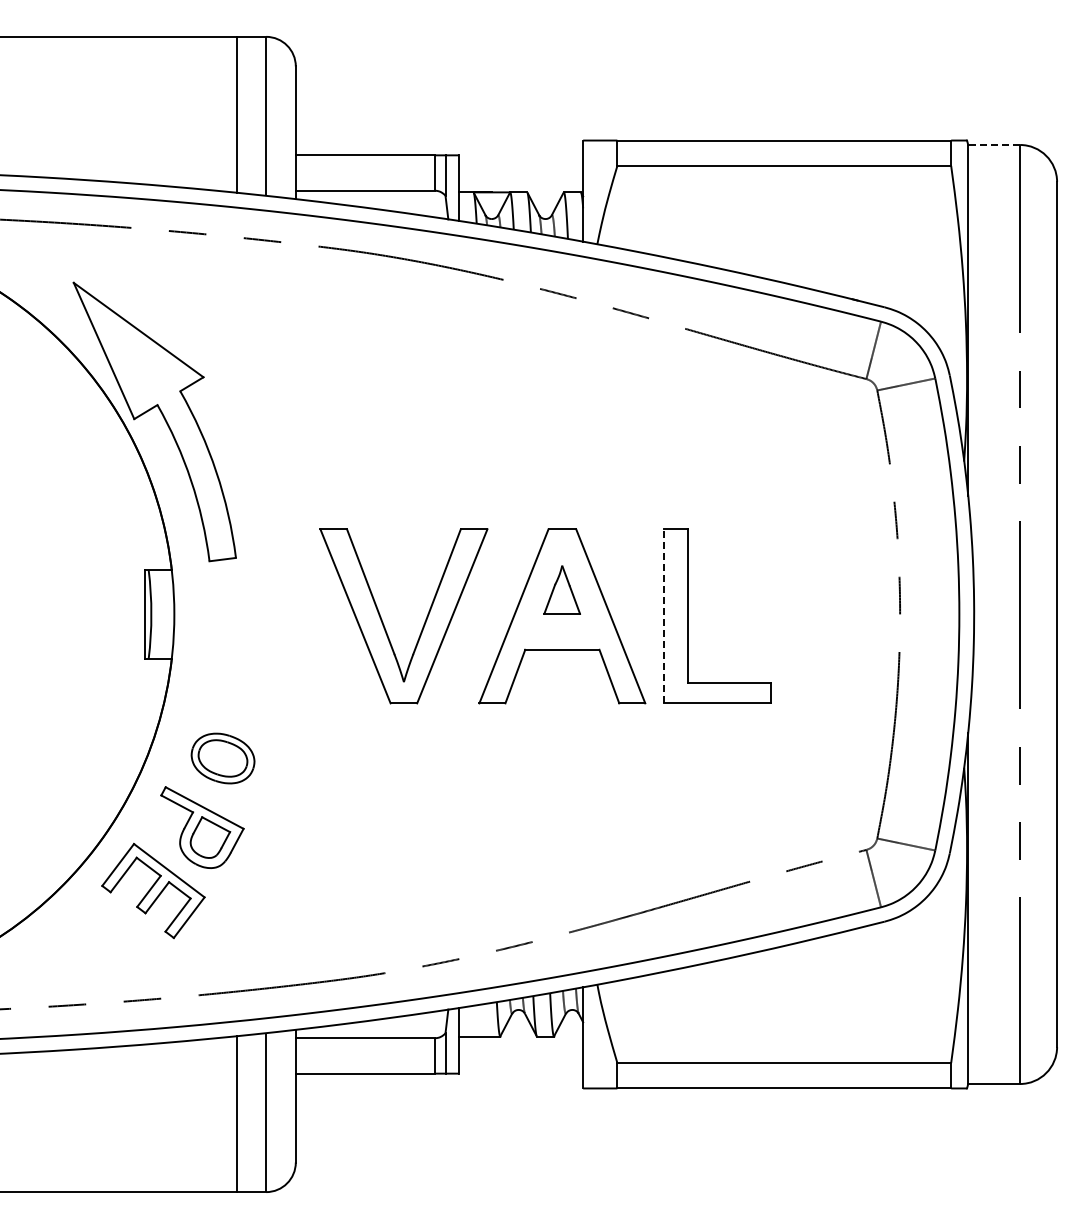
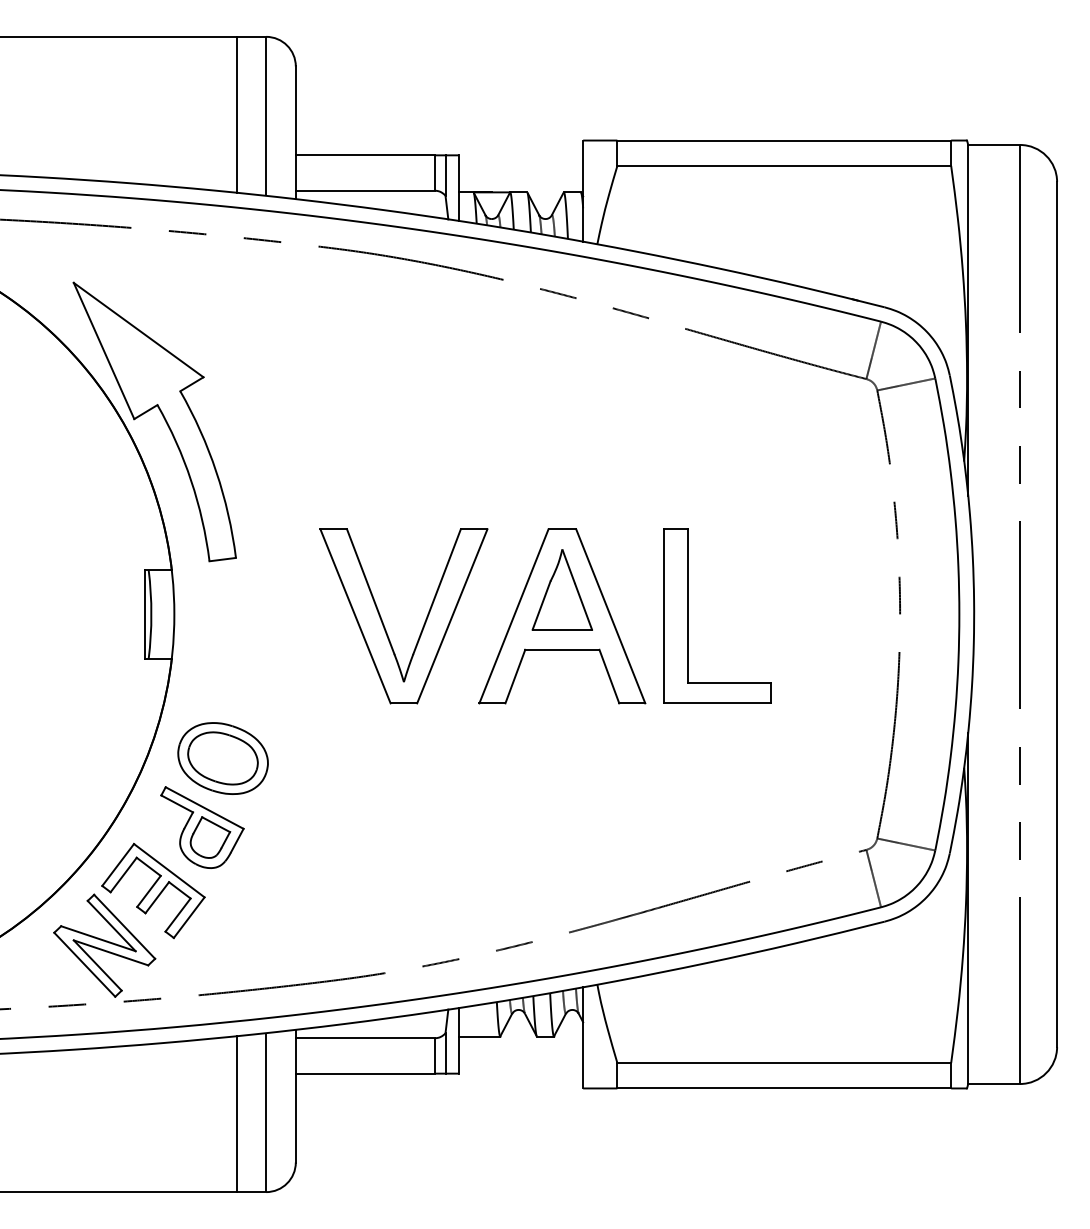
line: dashed -> solid (994, 144)
part size: 38x50 px -> 62x82 px (561, 589)
line: dashed -> solid (663, 615)
part size: 66x53 px -> 92x73 px (222, 758)
part: none -> present (104, 945)
